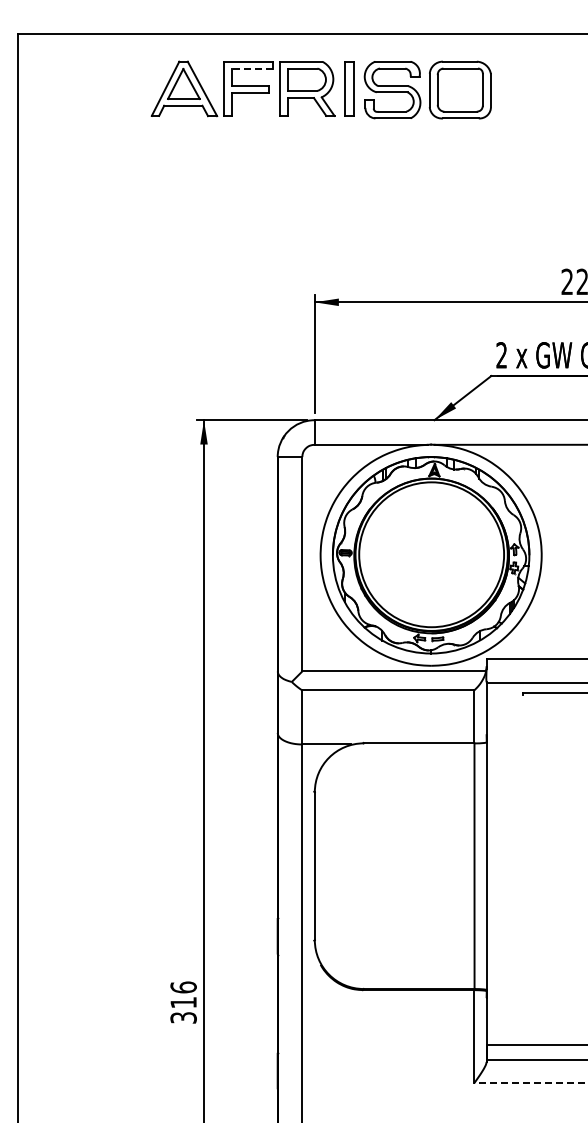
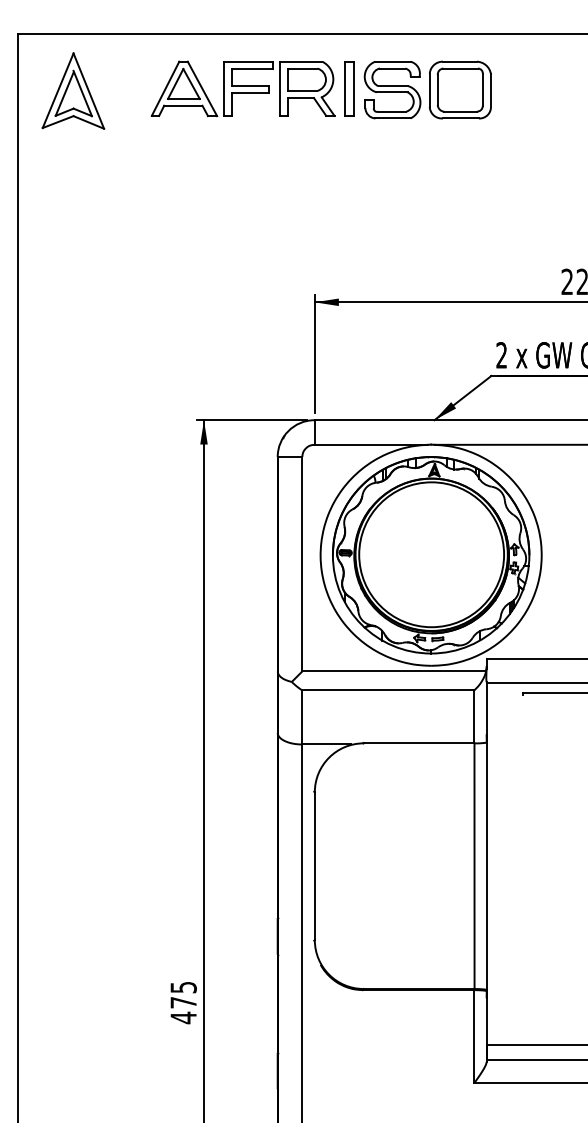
line: dashed -> solid (252, 68)
part: none -> present (73, 90)
text: 316 -> 475 (183, 1002)
line: dashed -> solid (531, 1083)
